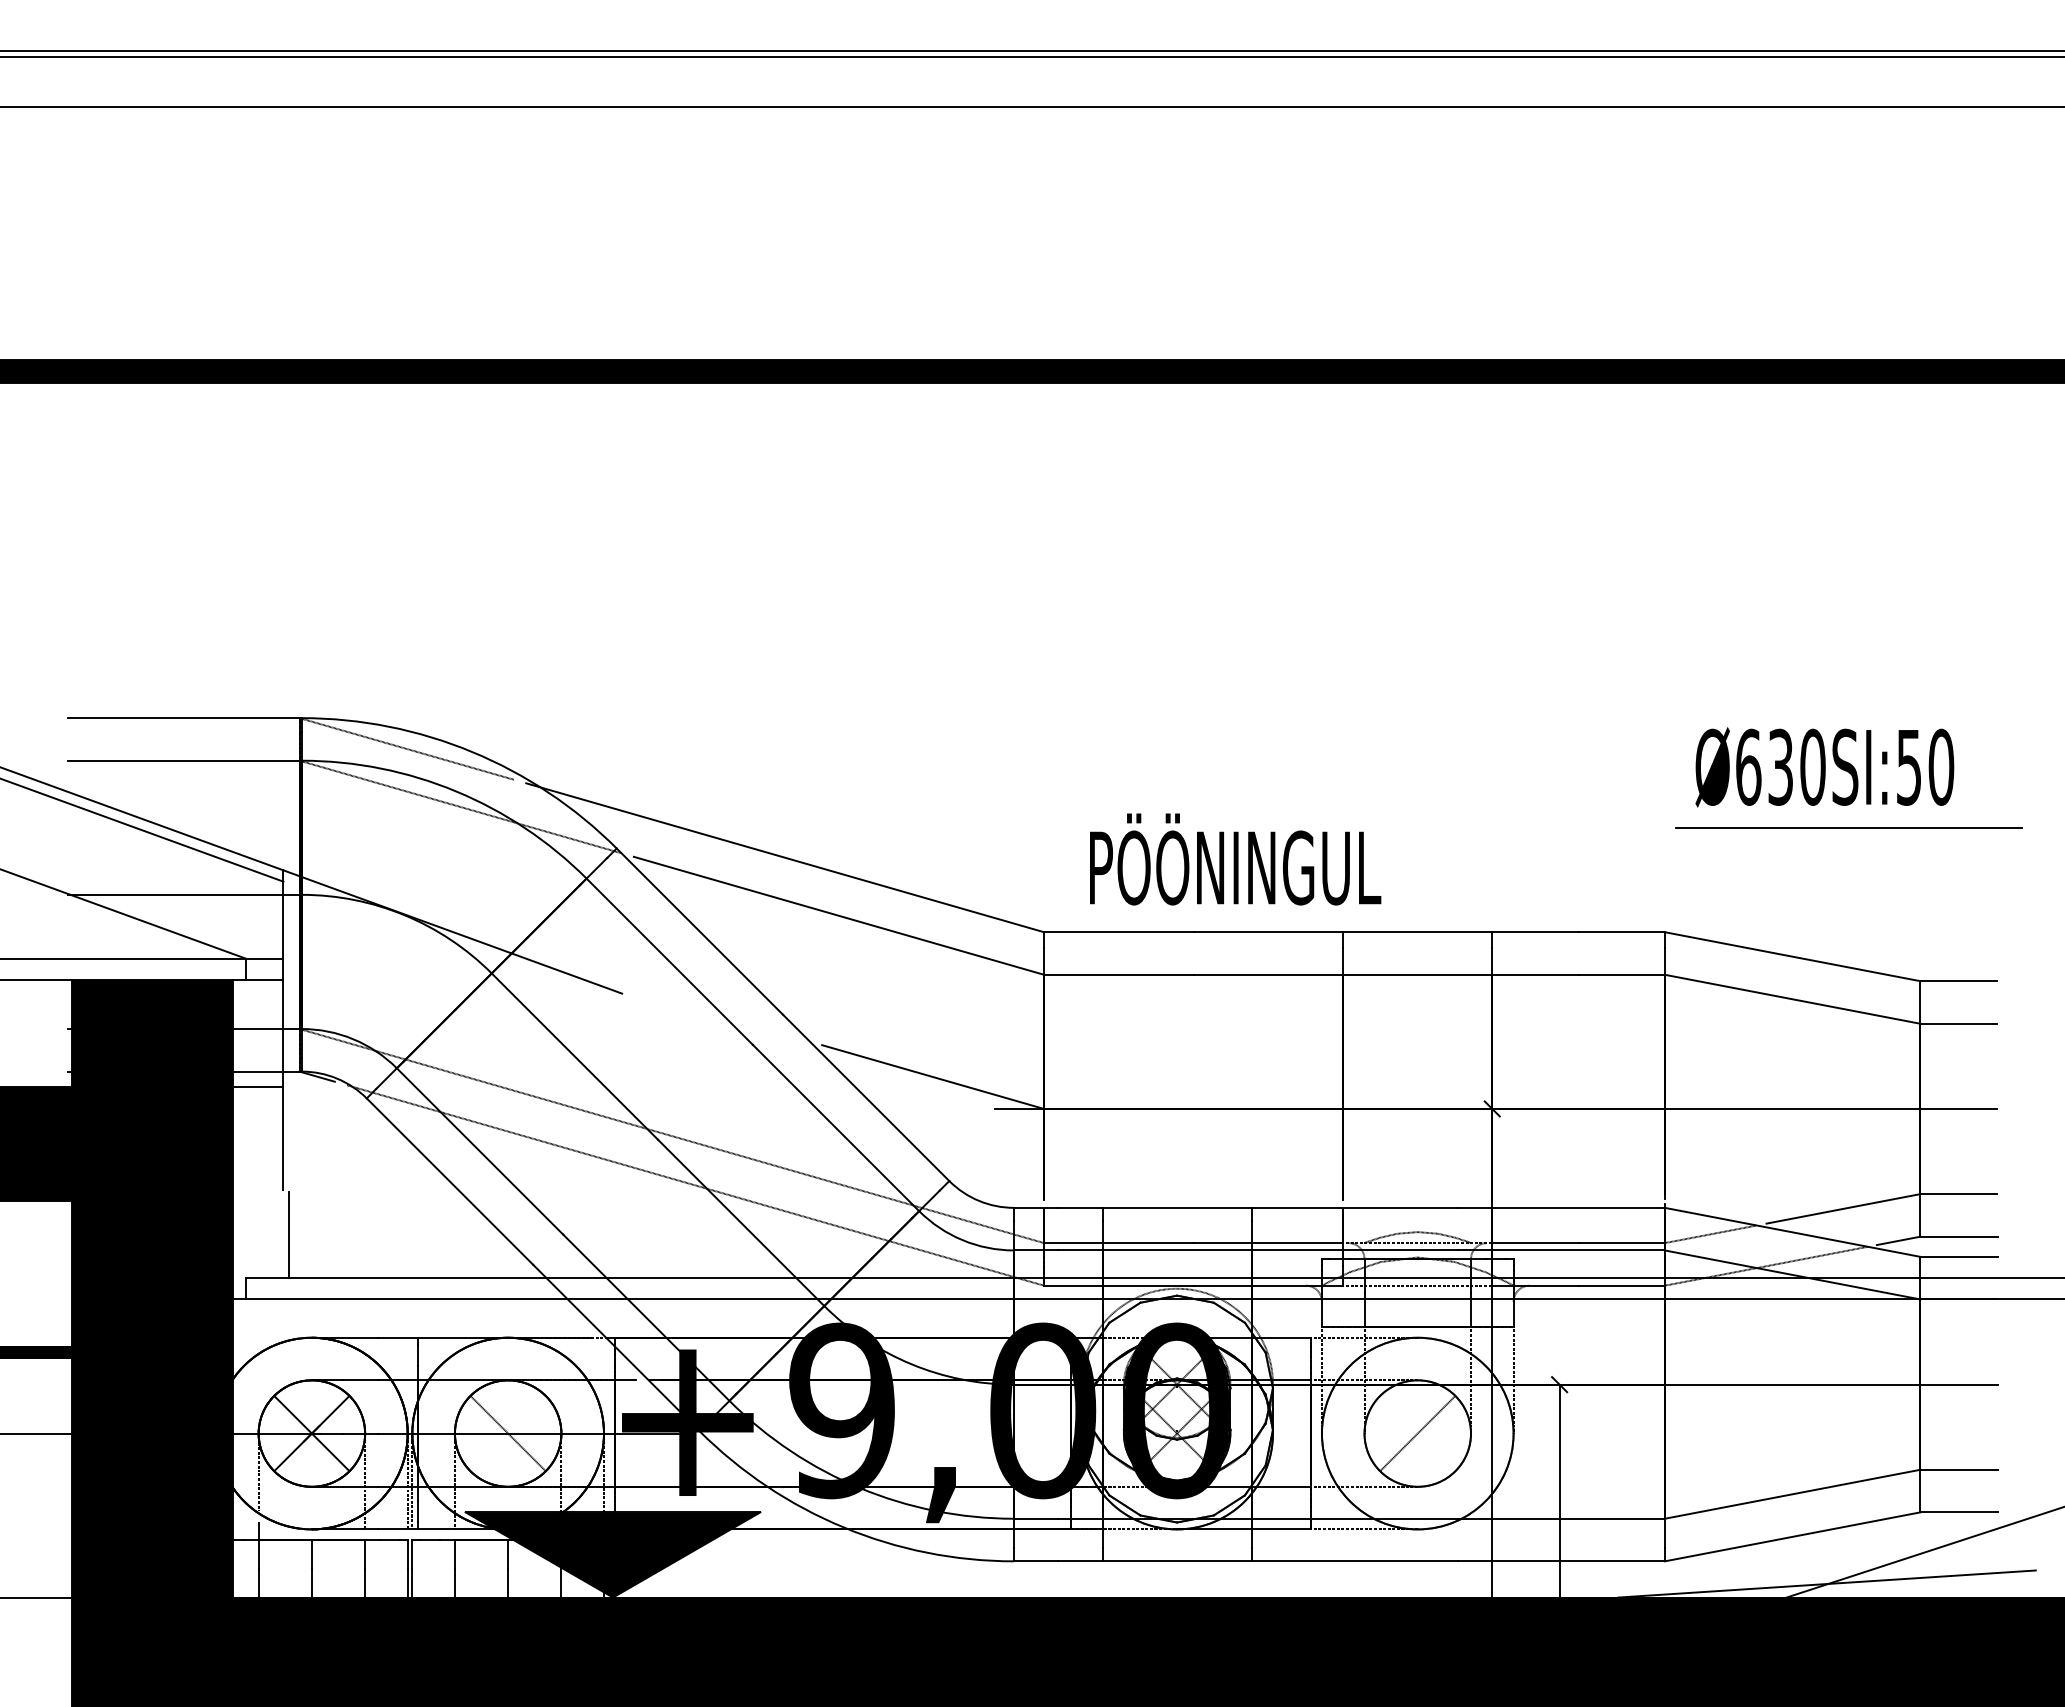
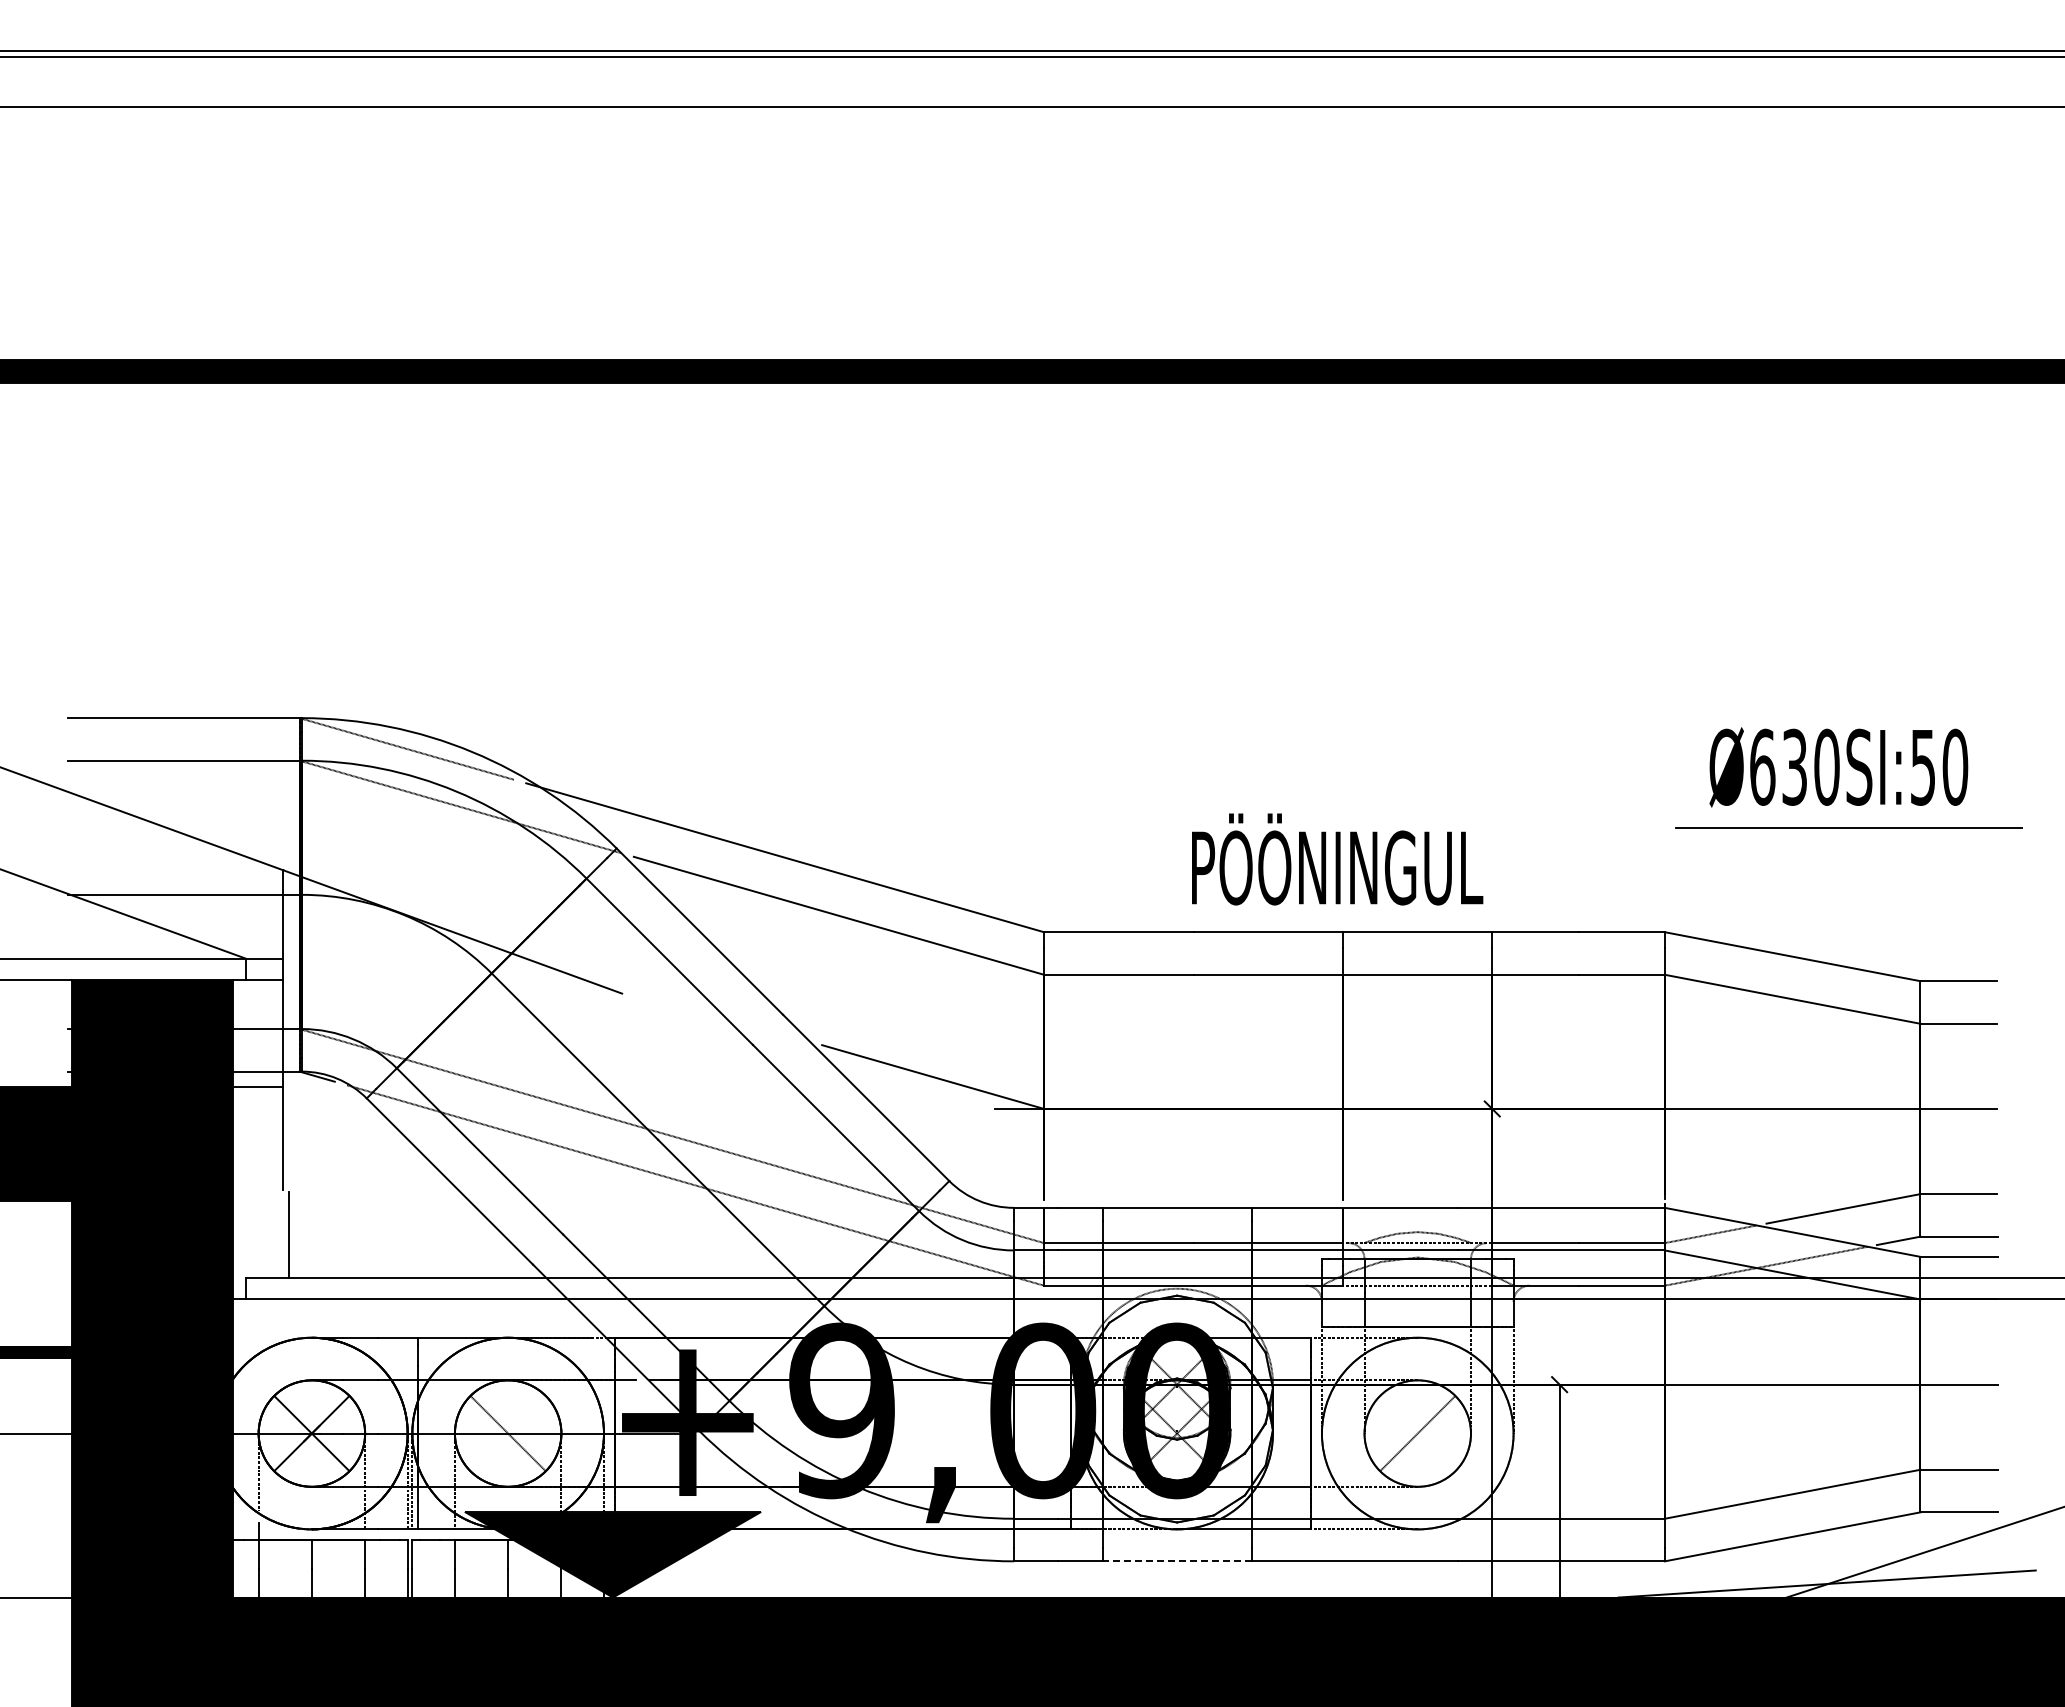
text position: (1824, 767) -> (1838, 767) (1838, 767)
line: present -> none (142, 830)
text position: (1235, 859) -> (1337, 859) (1337, 859)
line: solid -> dashed (1177, 1561)
